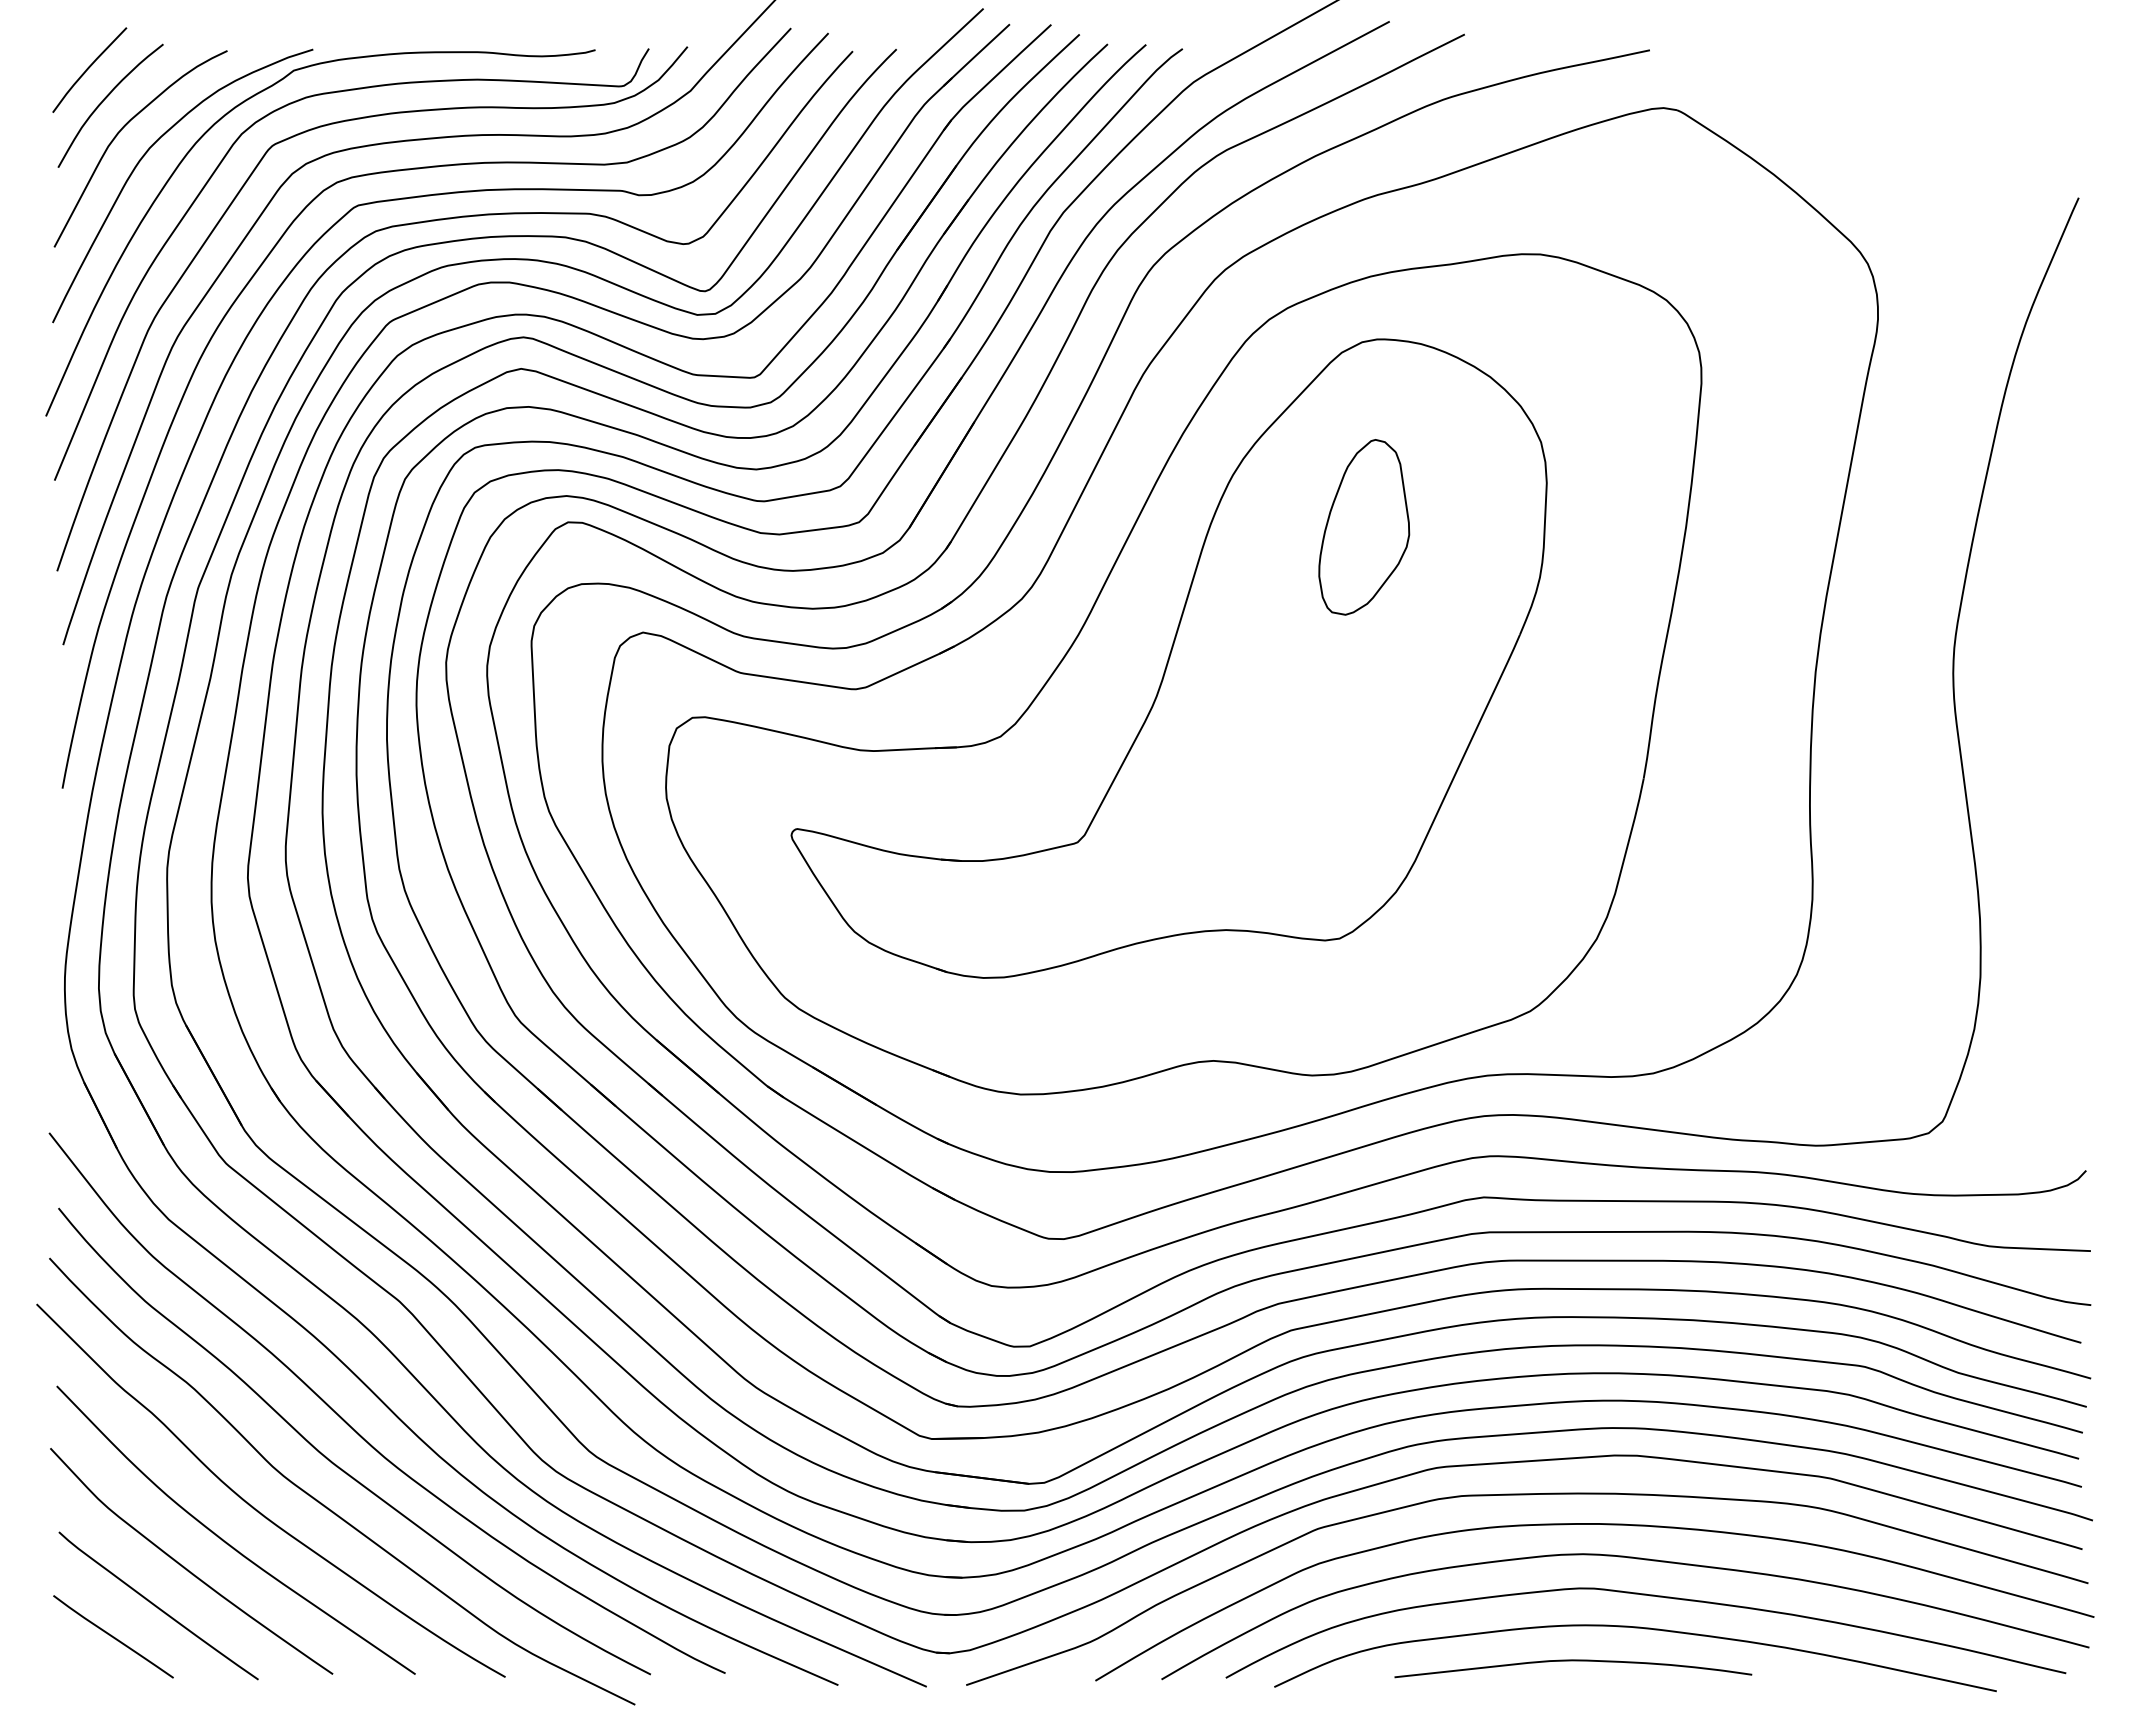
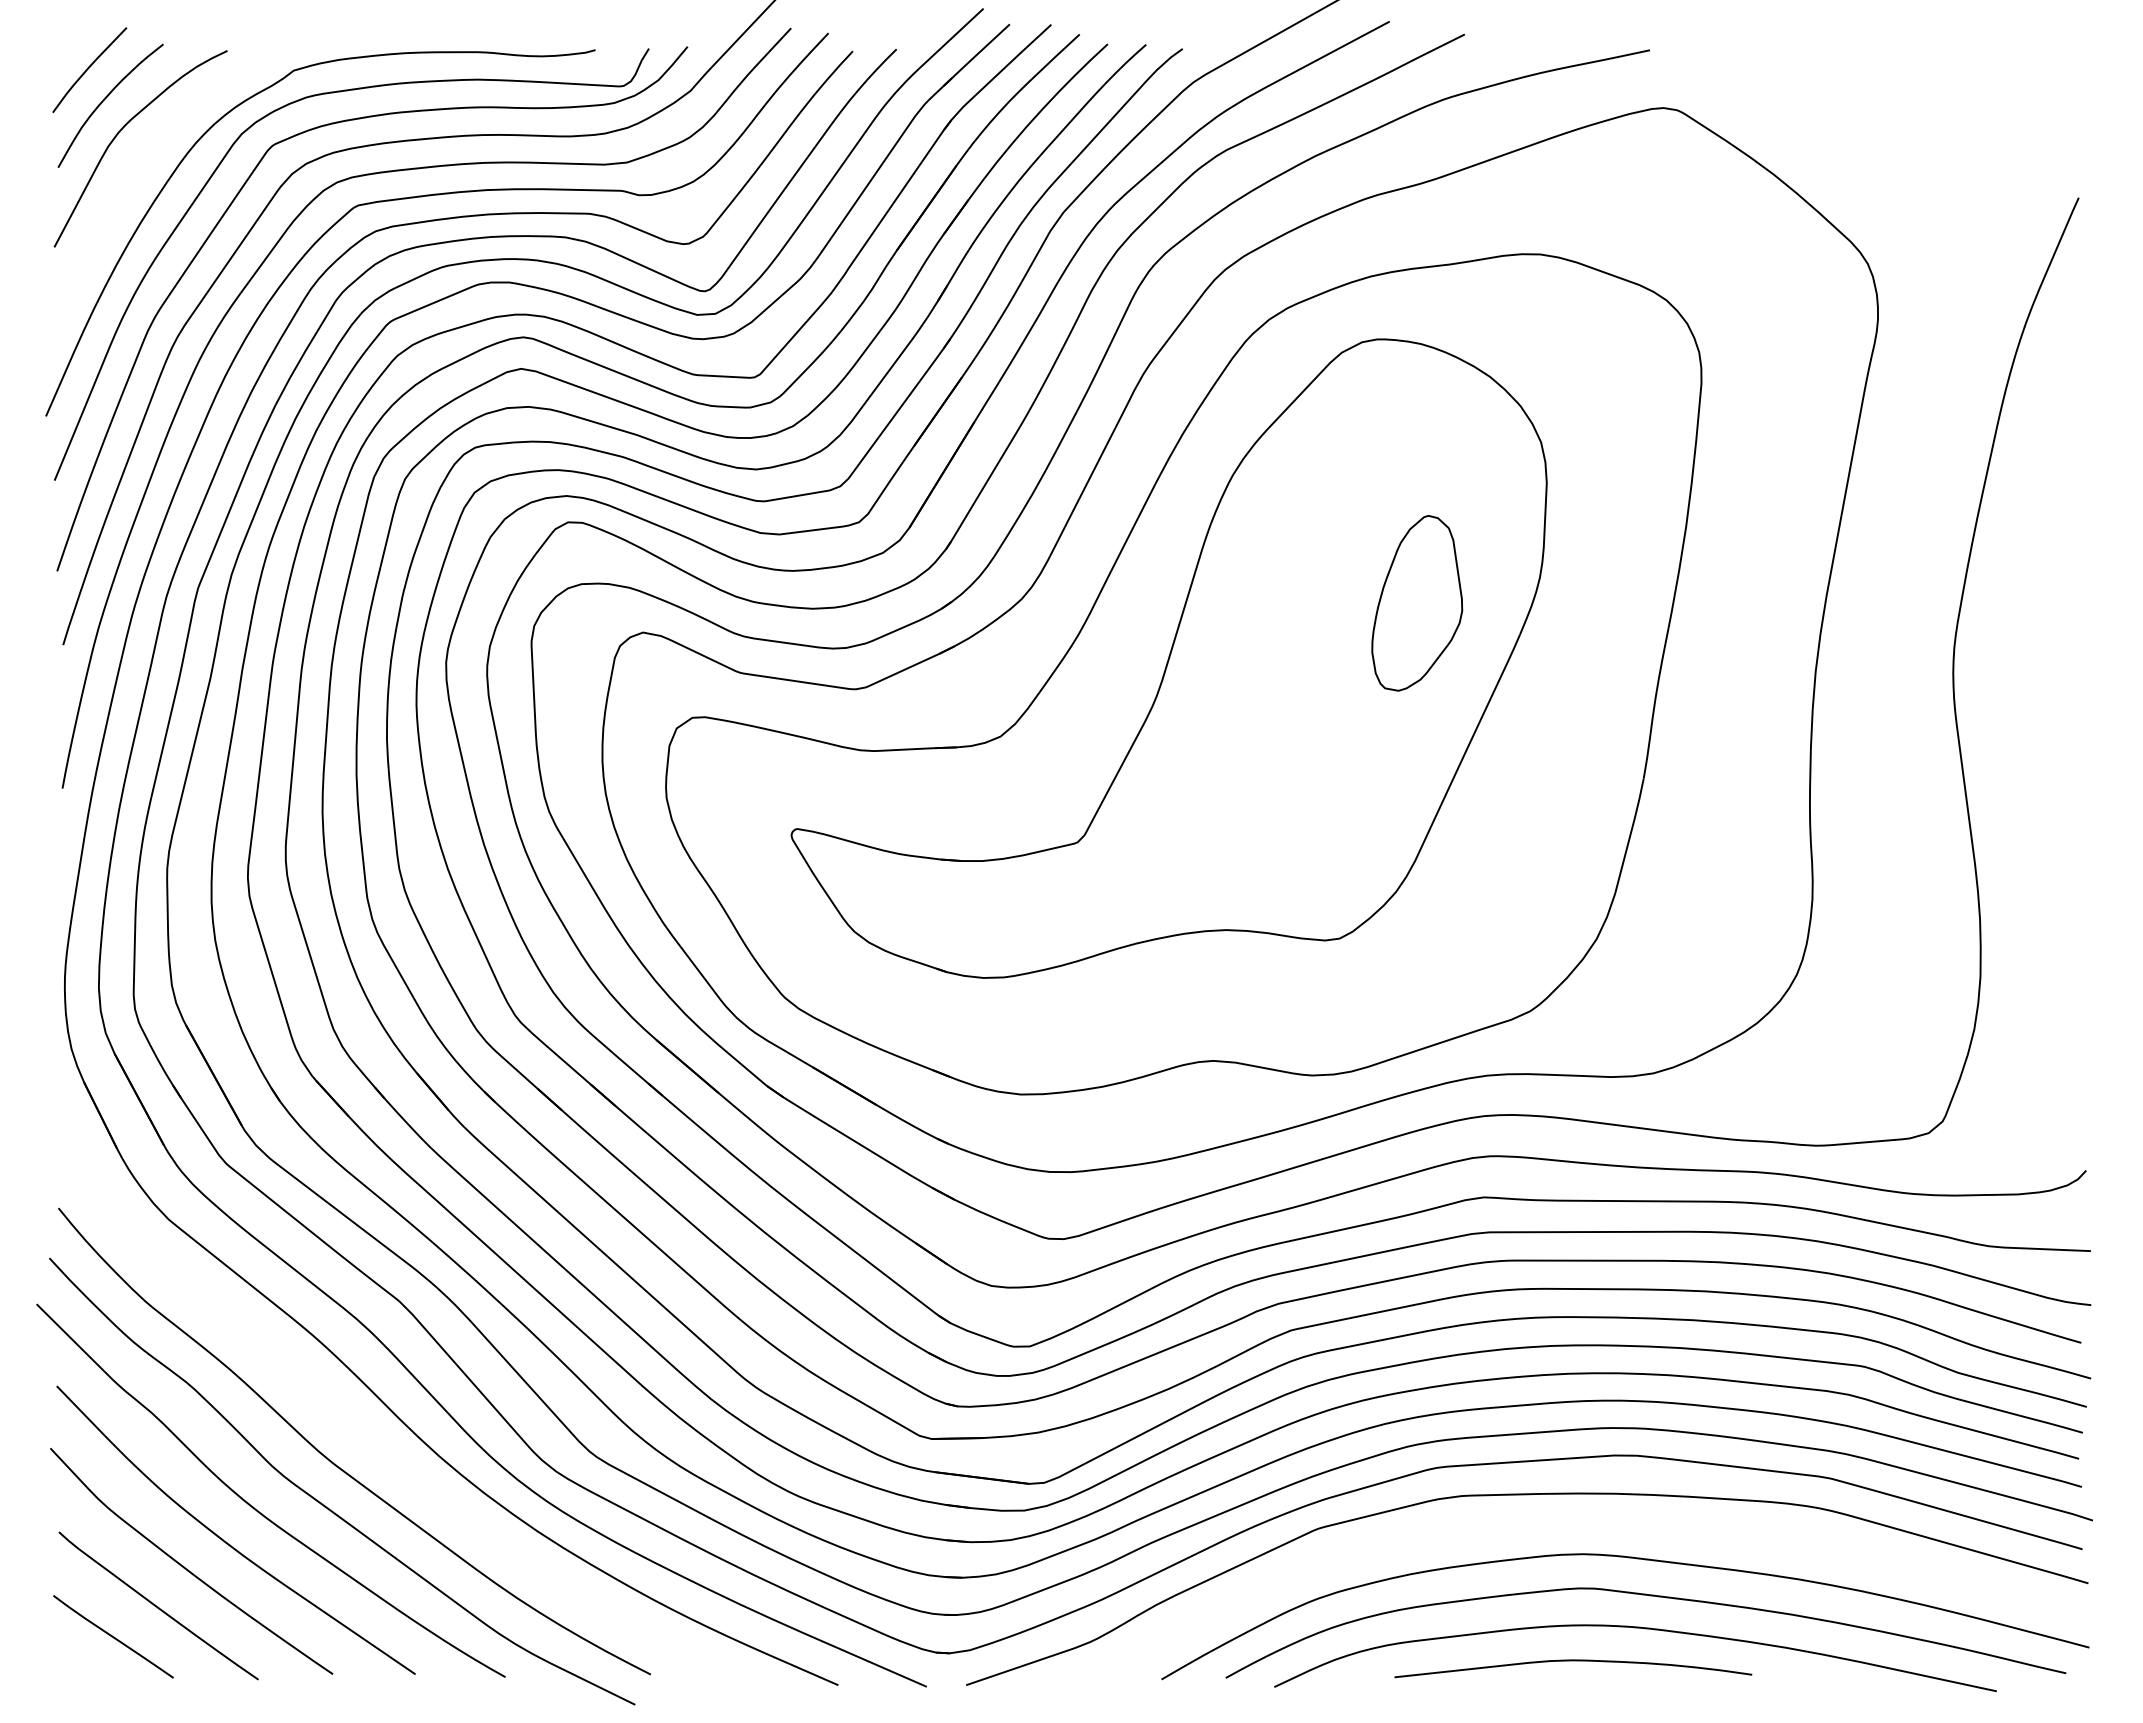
curve: present -> none (145, 155)
part position: (1364, 527) -> (1417, 603) (1417, 603)
curve: present -> none (357, 1431)
curve: present -> none (1606, 1525)
